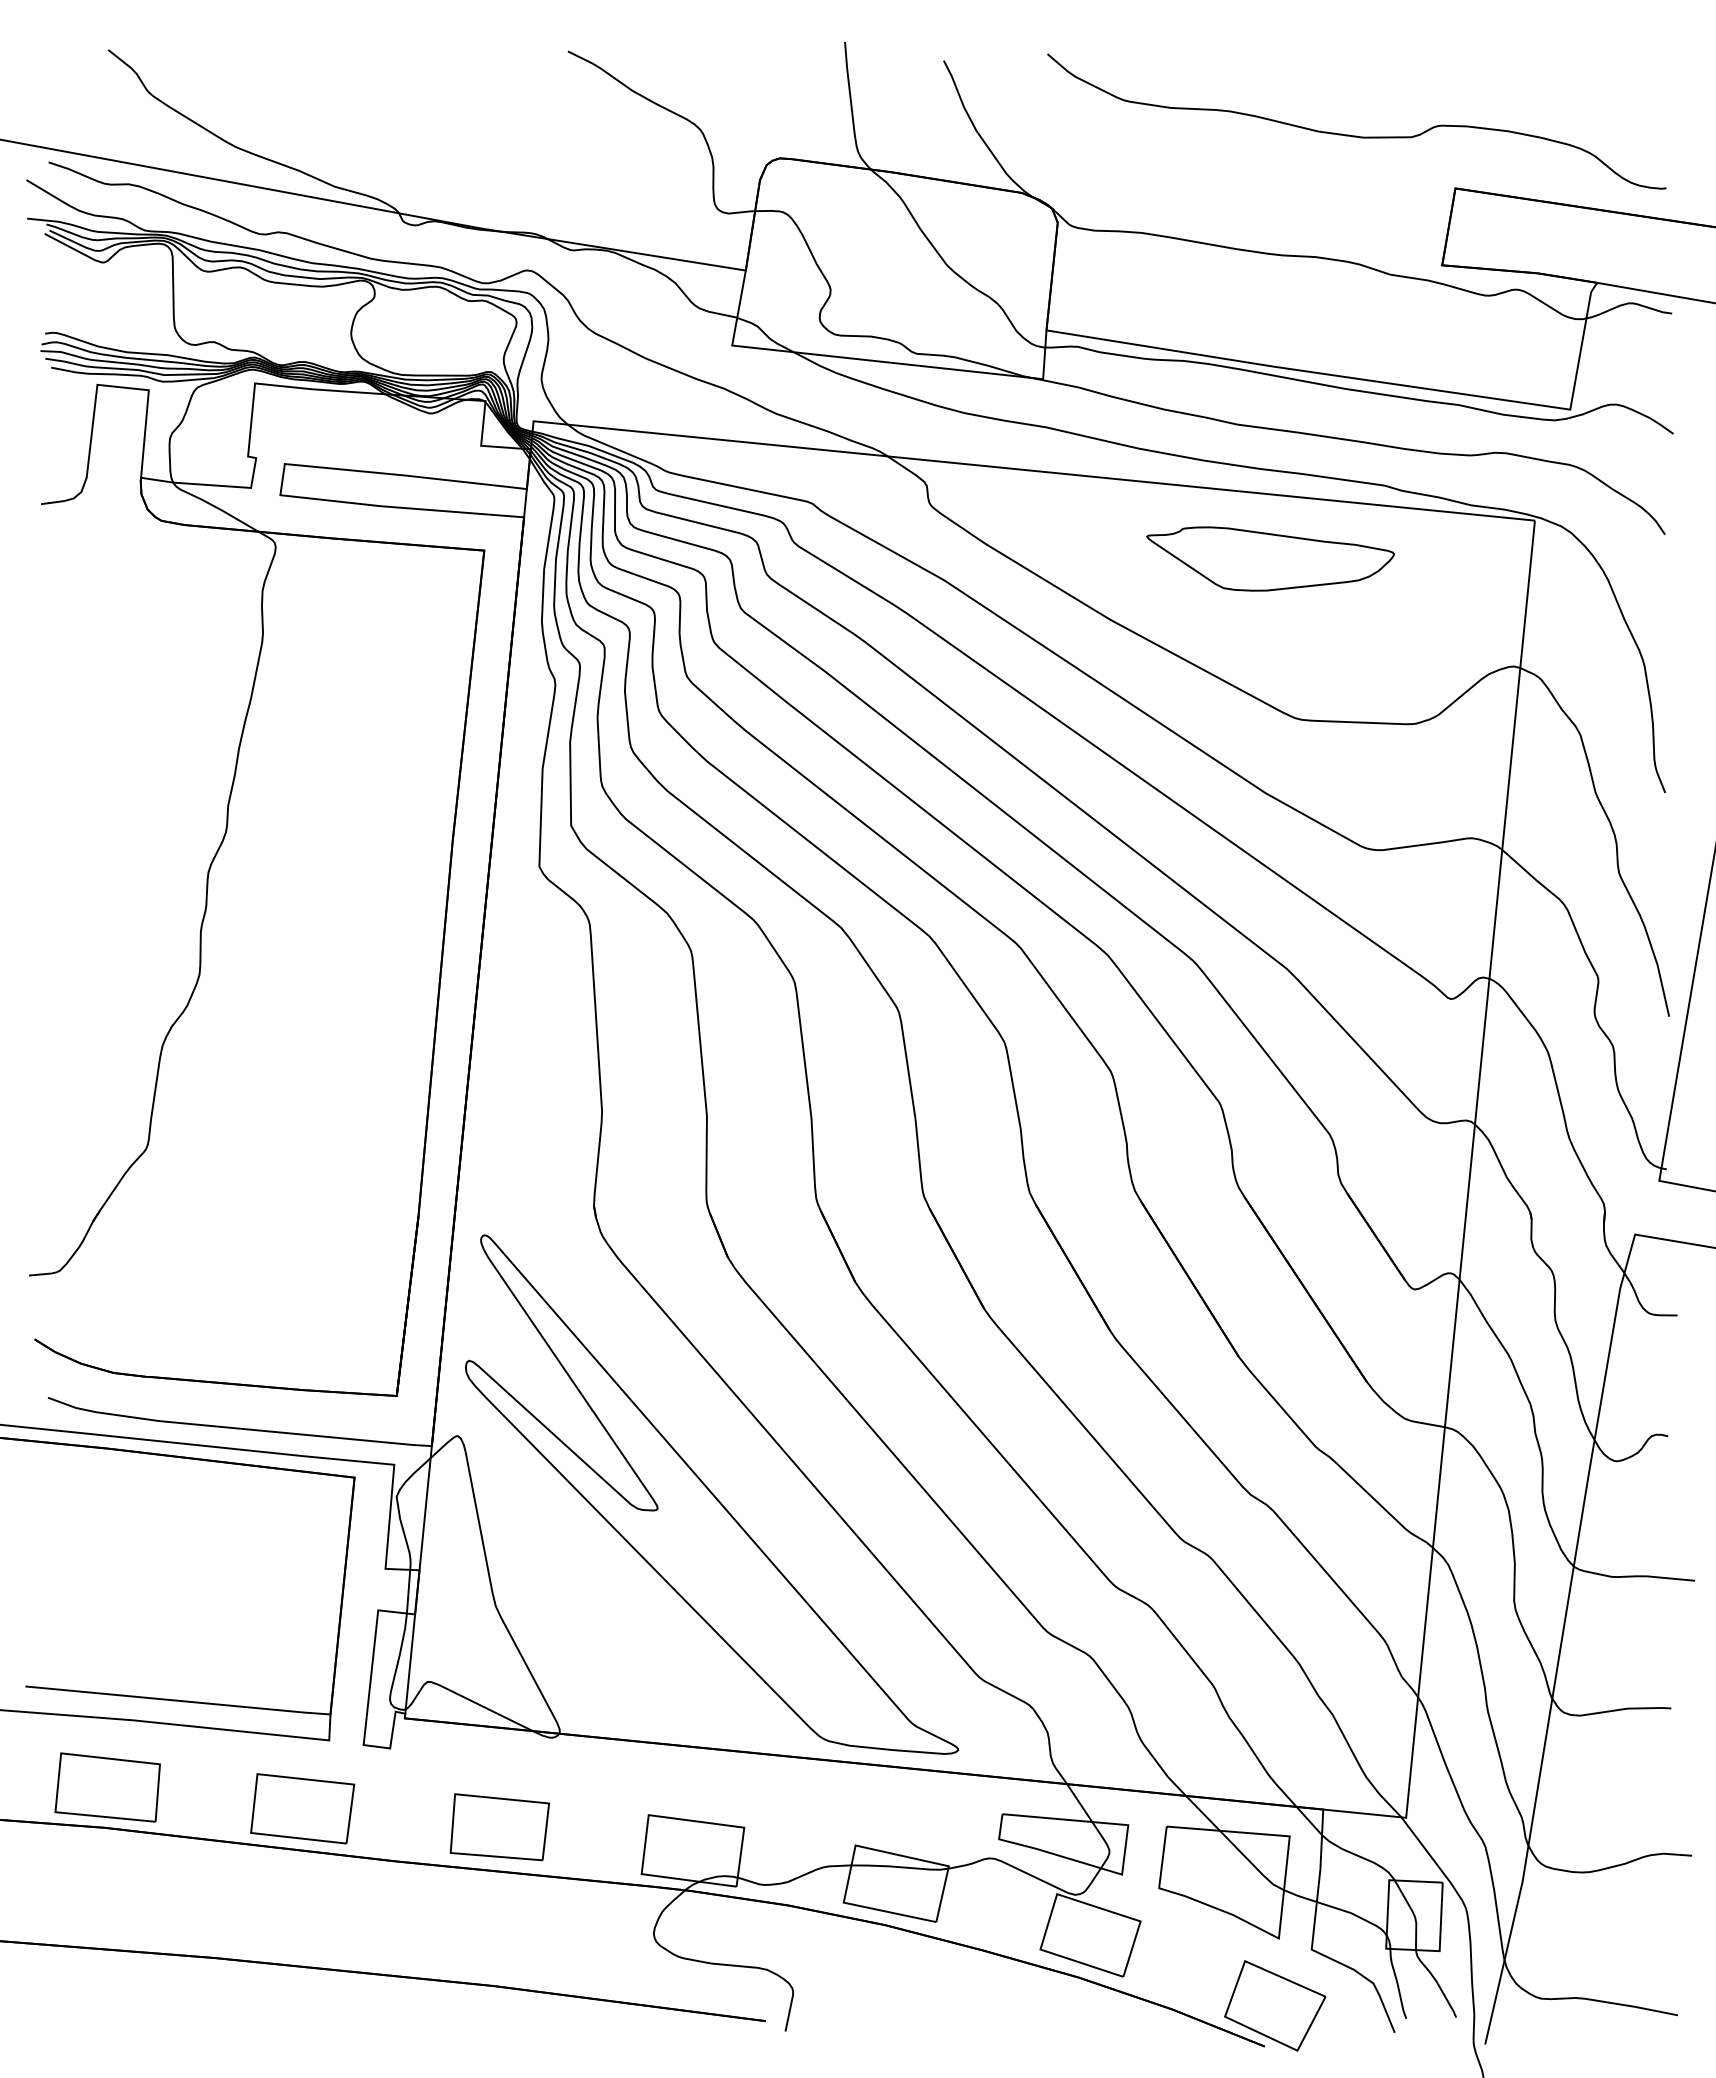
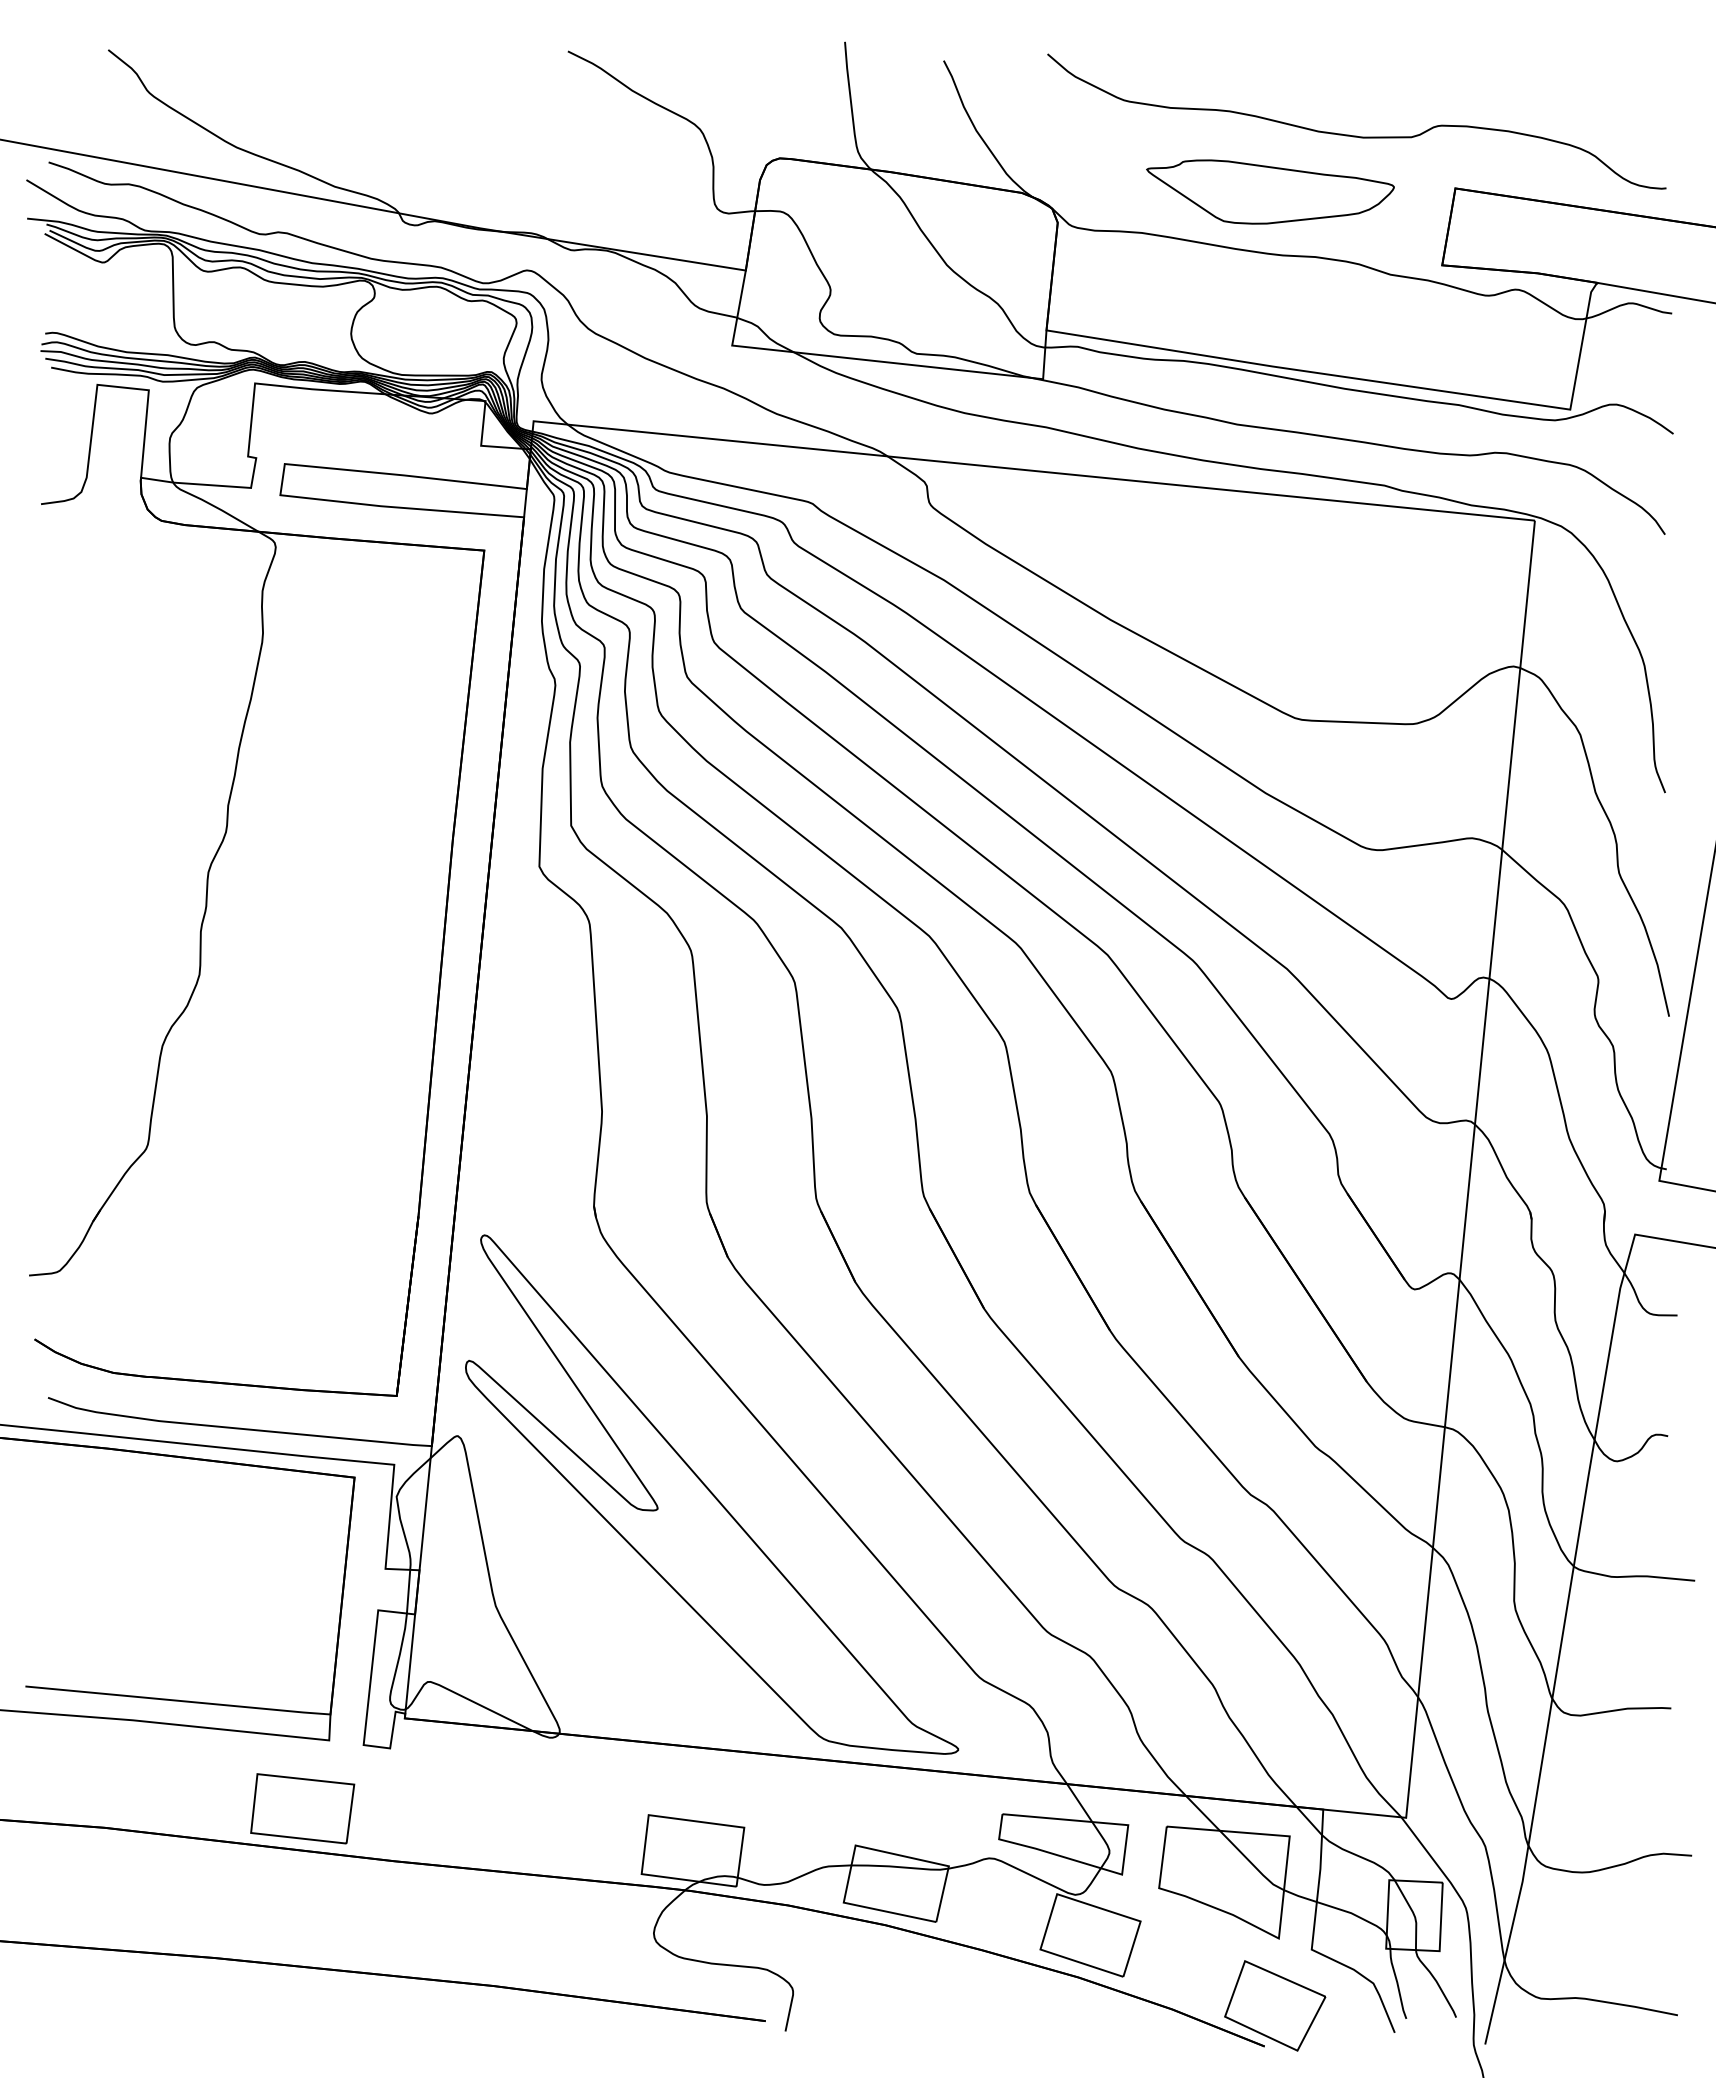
part position: (1270, 558) -> (1270, 191) (1270, 191)
part: present -> none (107, 1787)
part: present -> none (499, 1827)
